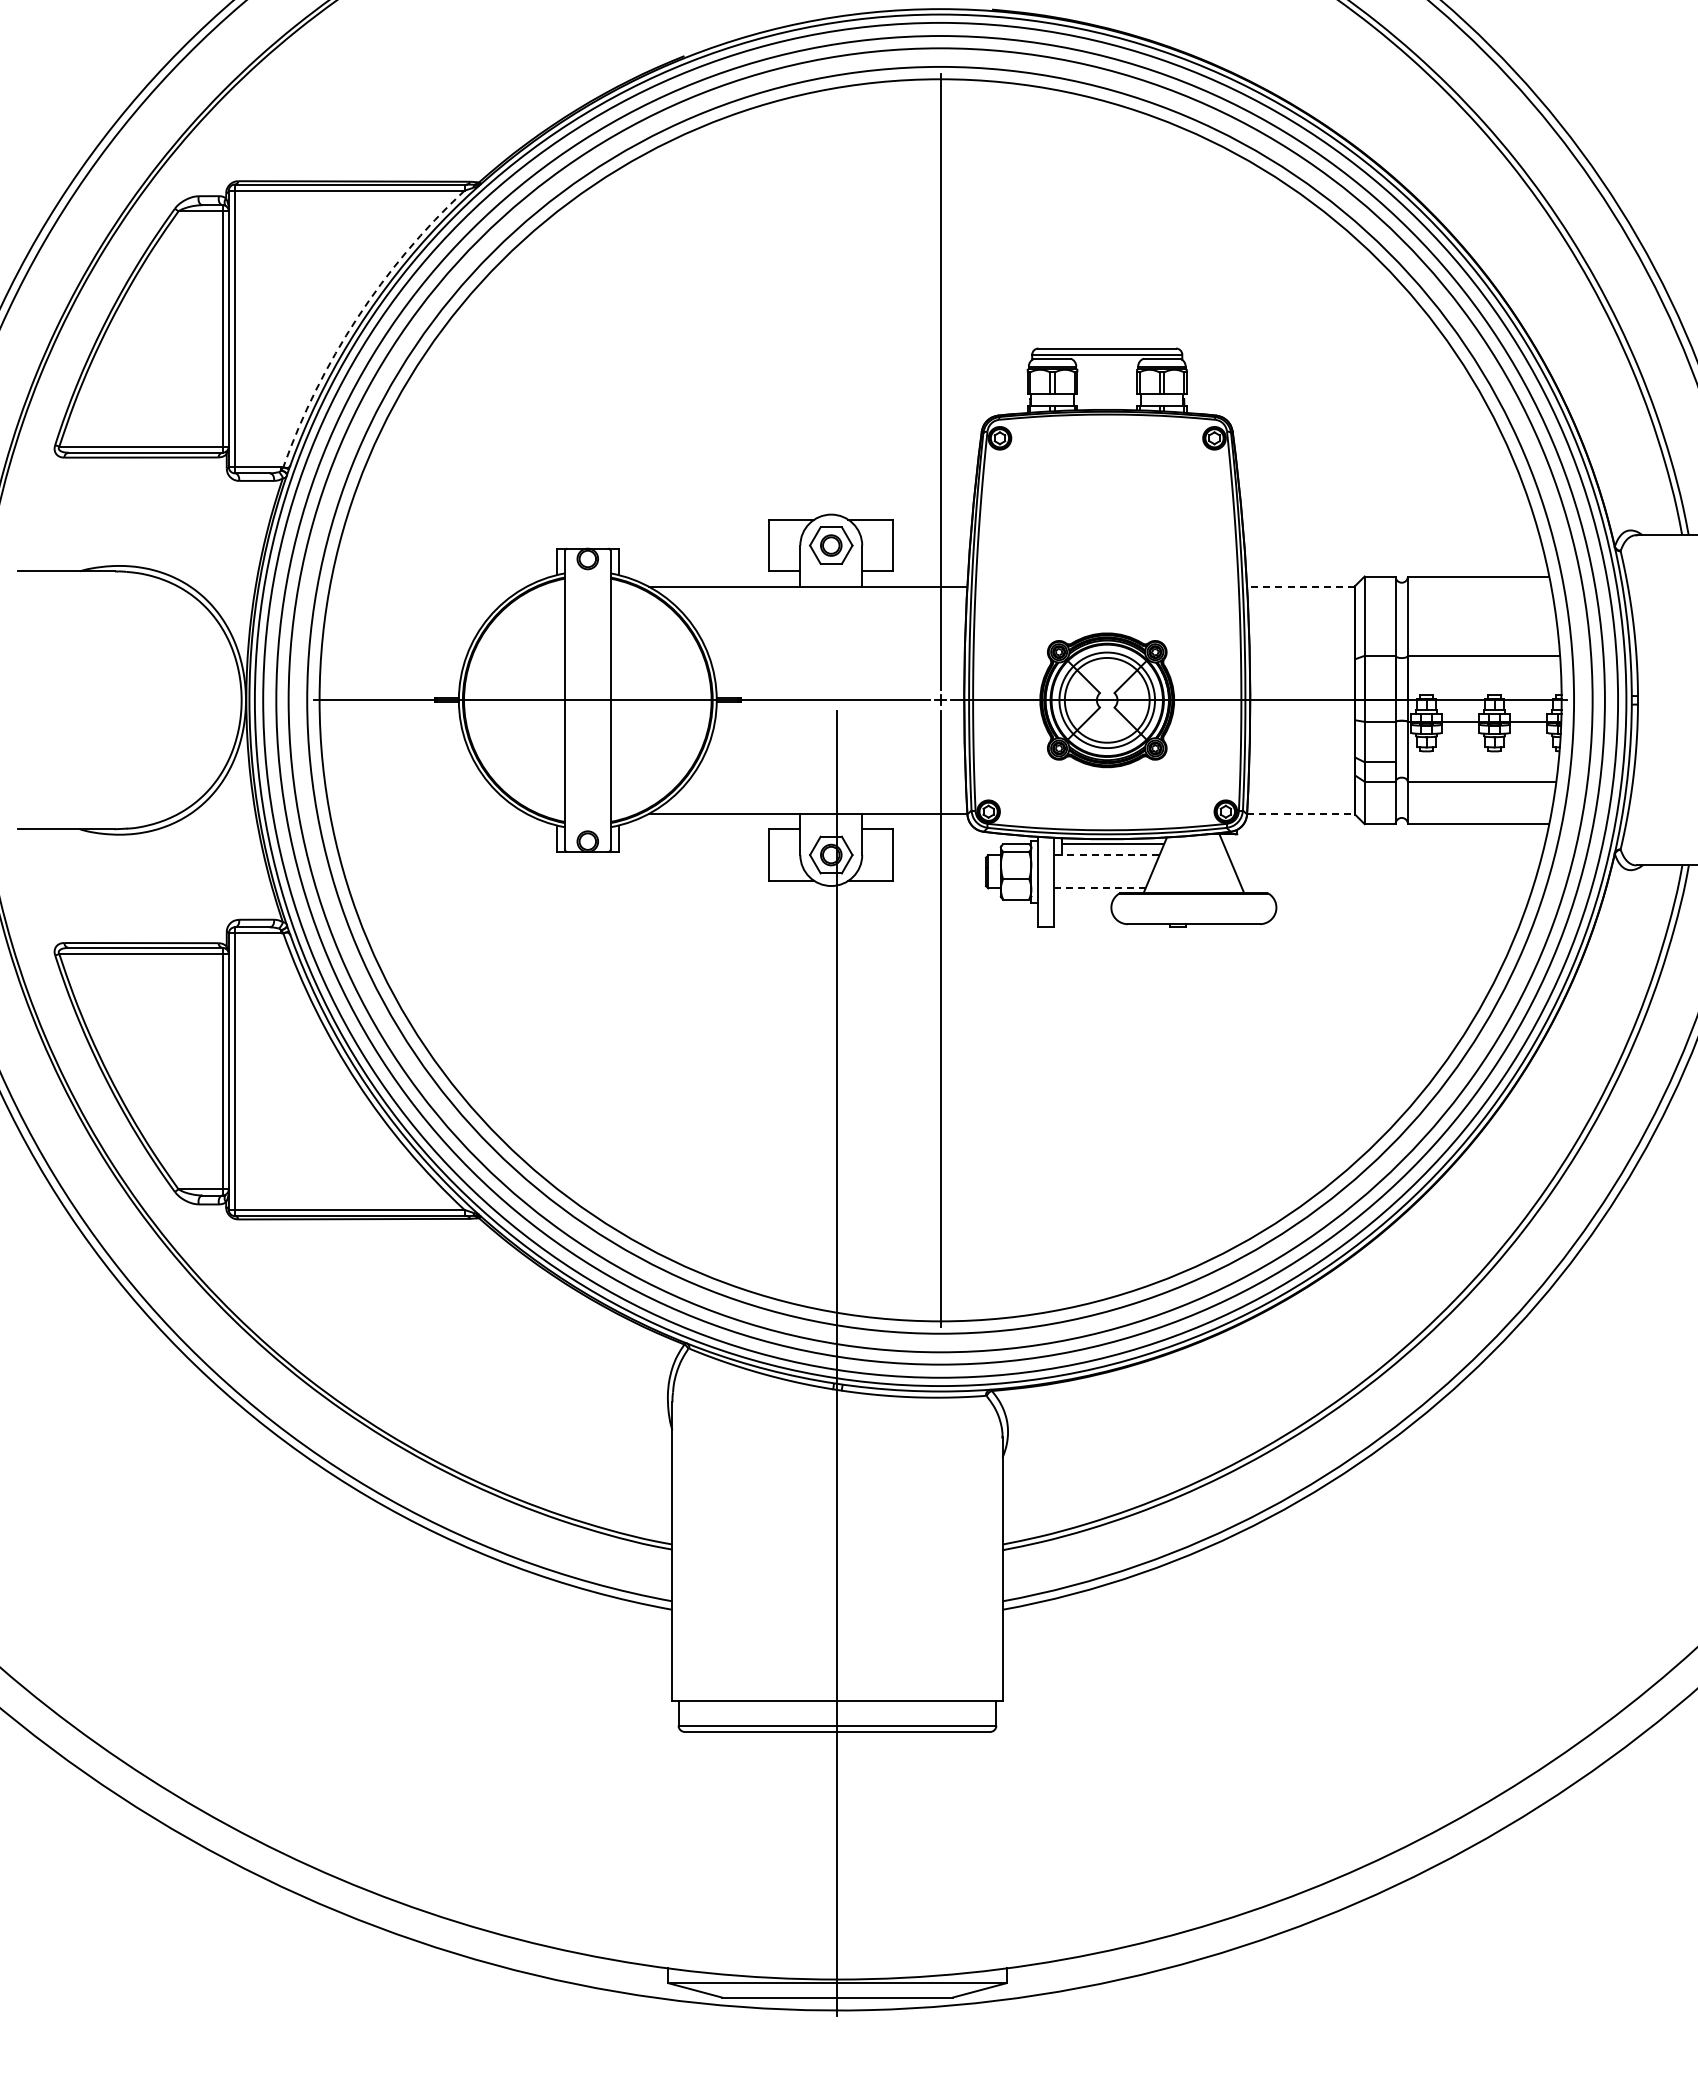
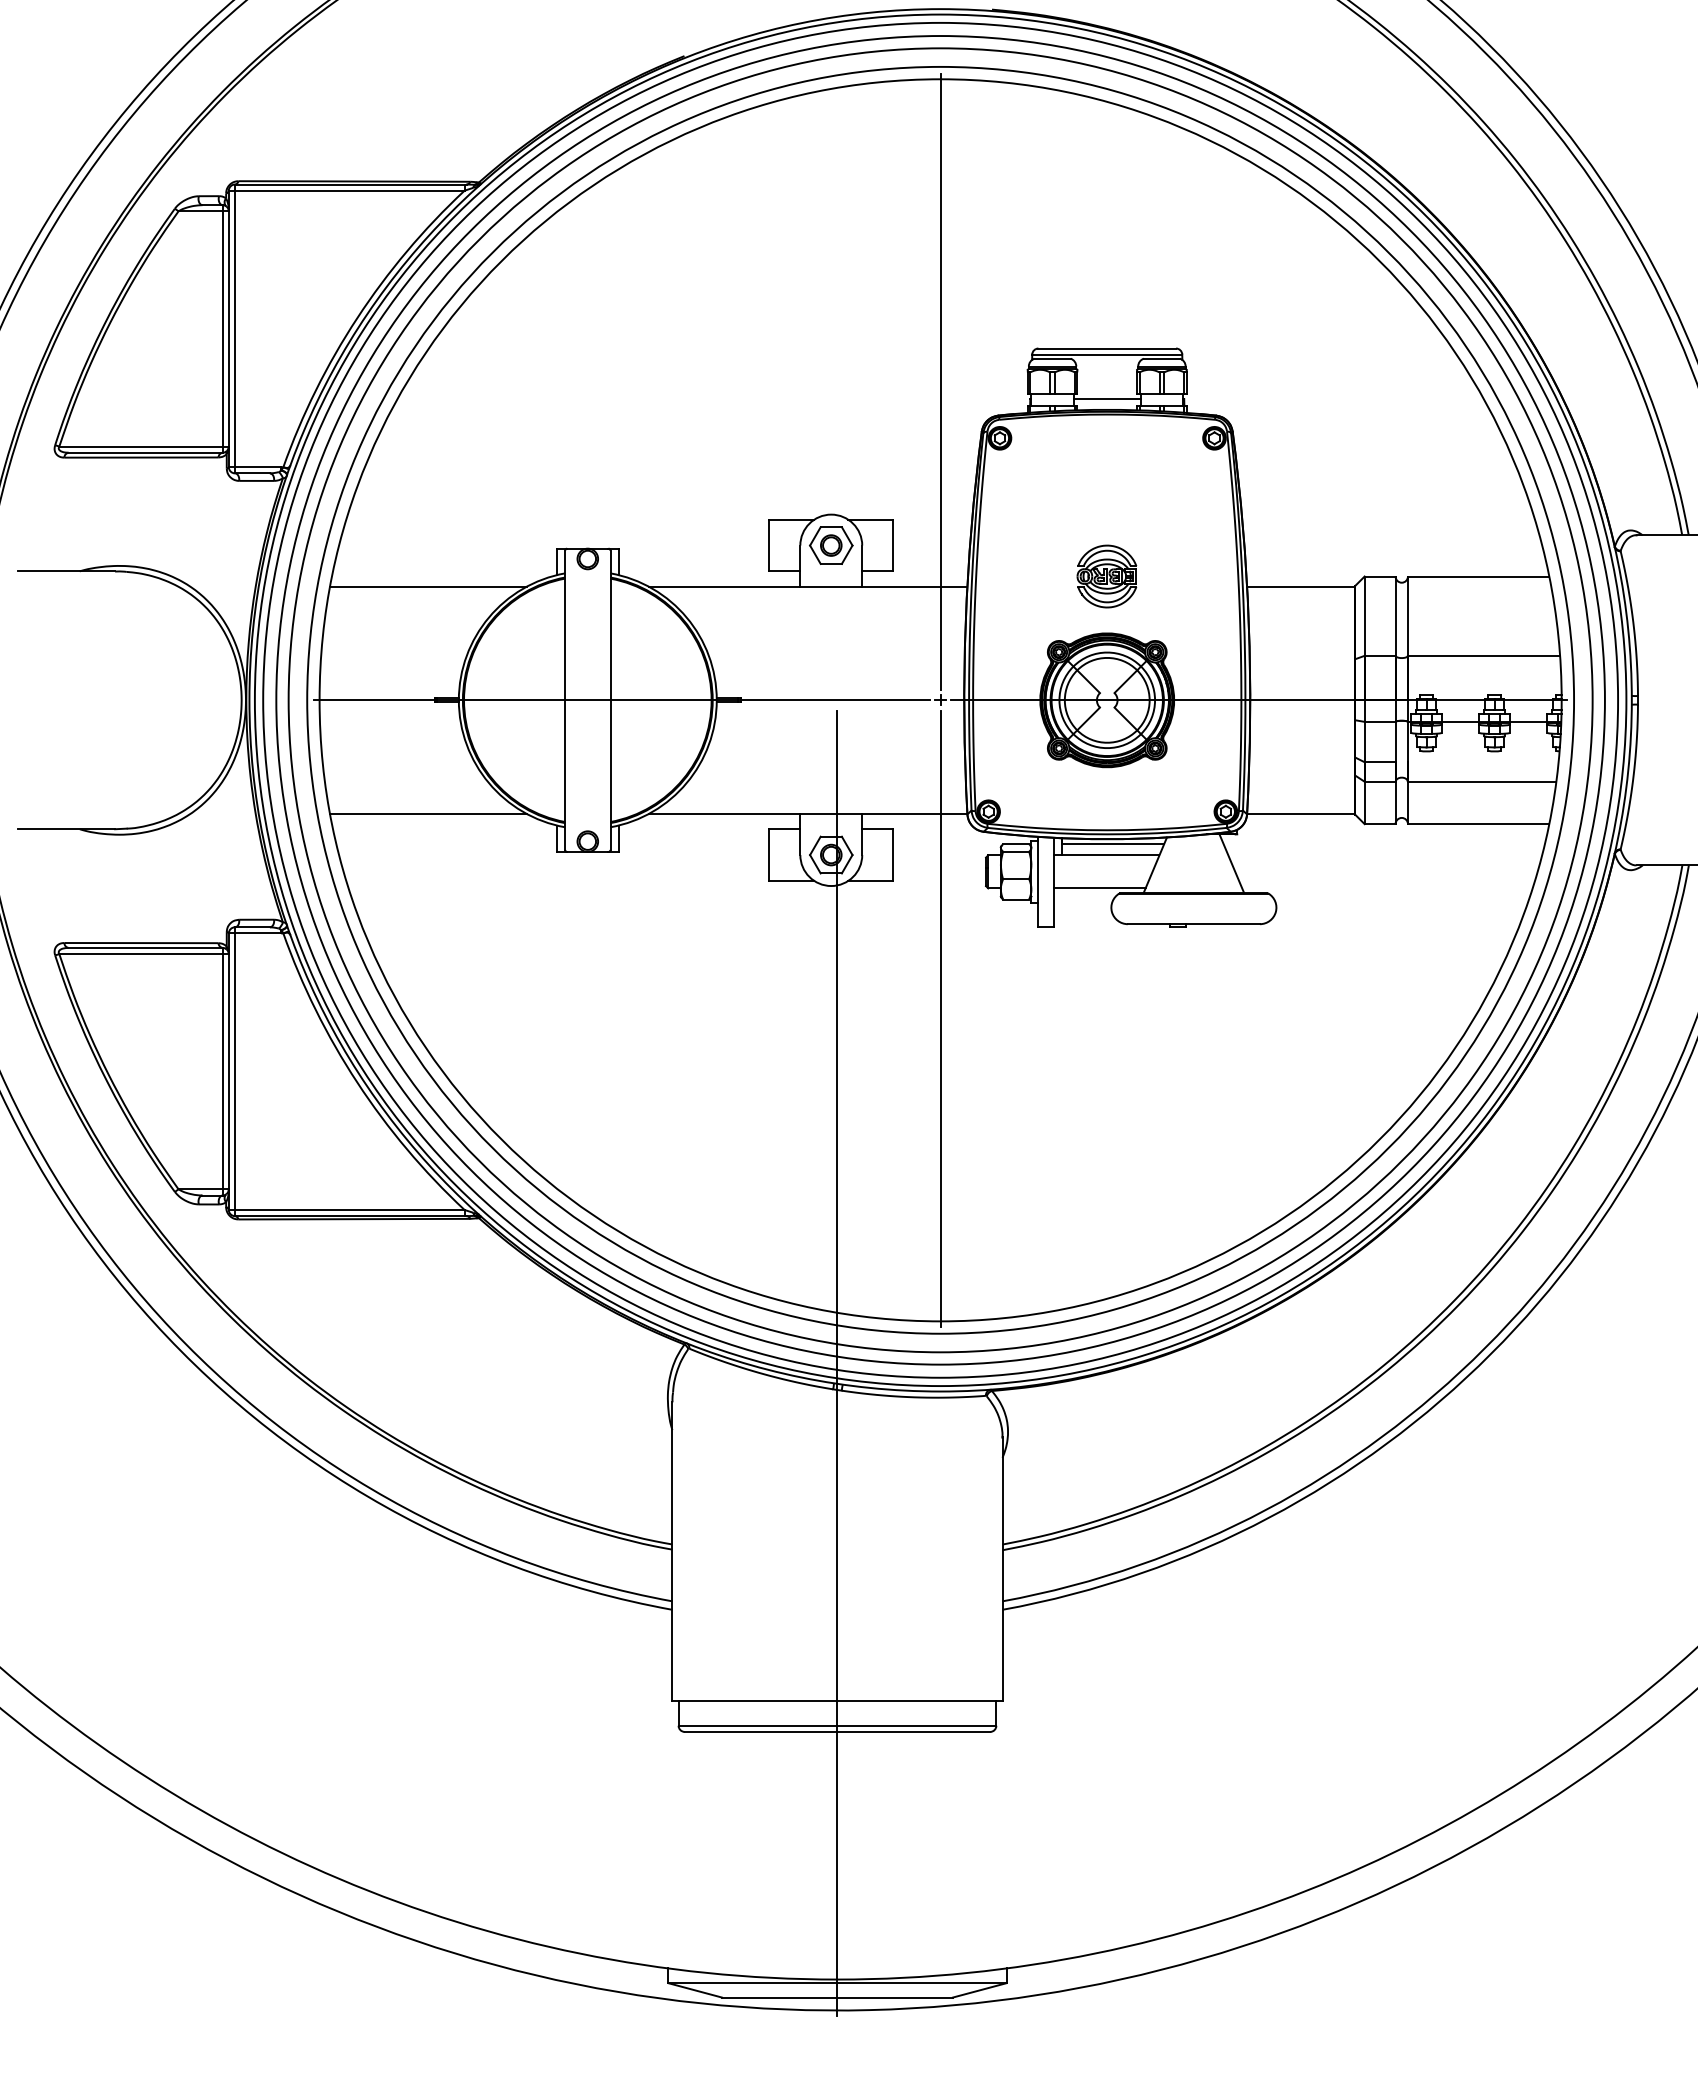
arc: dashed -> solid (357, 318)
line: none -> present (1106, 399)
part: none -> present (1106, 576)
line: none -> present (428, 586)
line: dashed -> solid (1300, 586)
line: none -> present (428, 813)
line: dashed -> solid (1301, 813)
line: dashed -> solid (1106, 855)
line: dashed -> solid (1099, 888)
